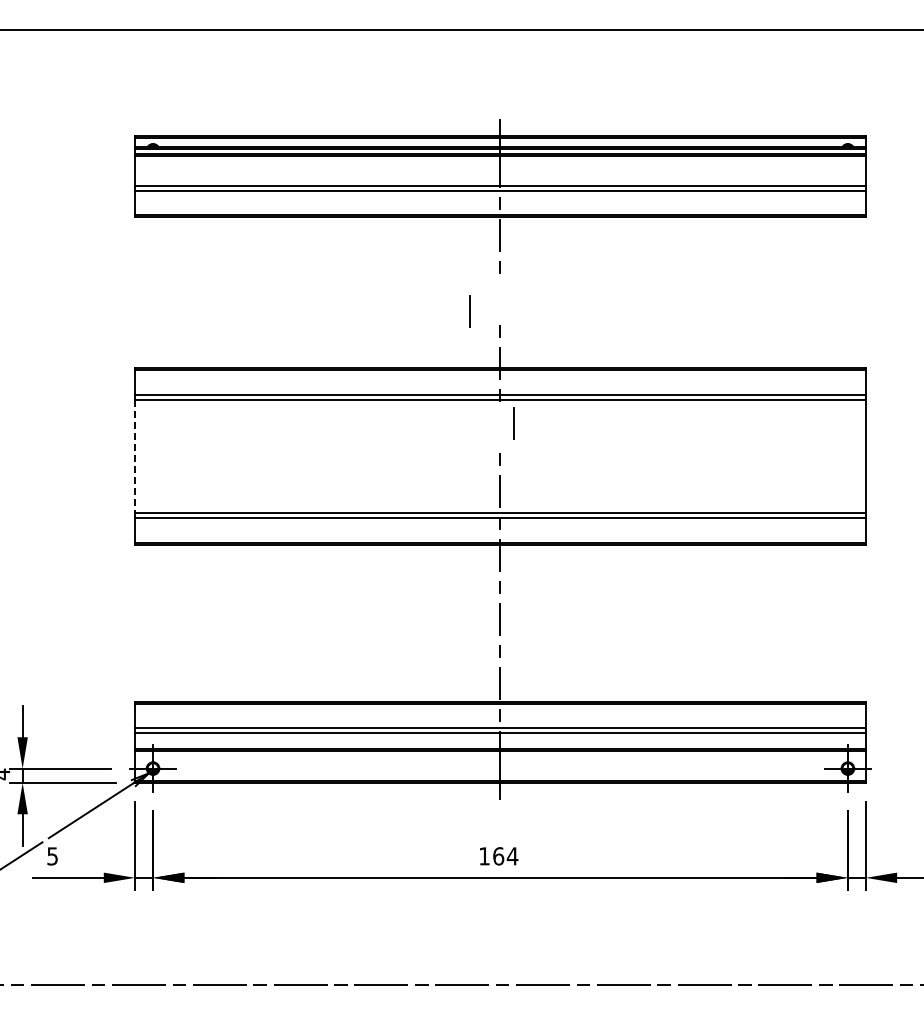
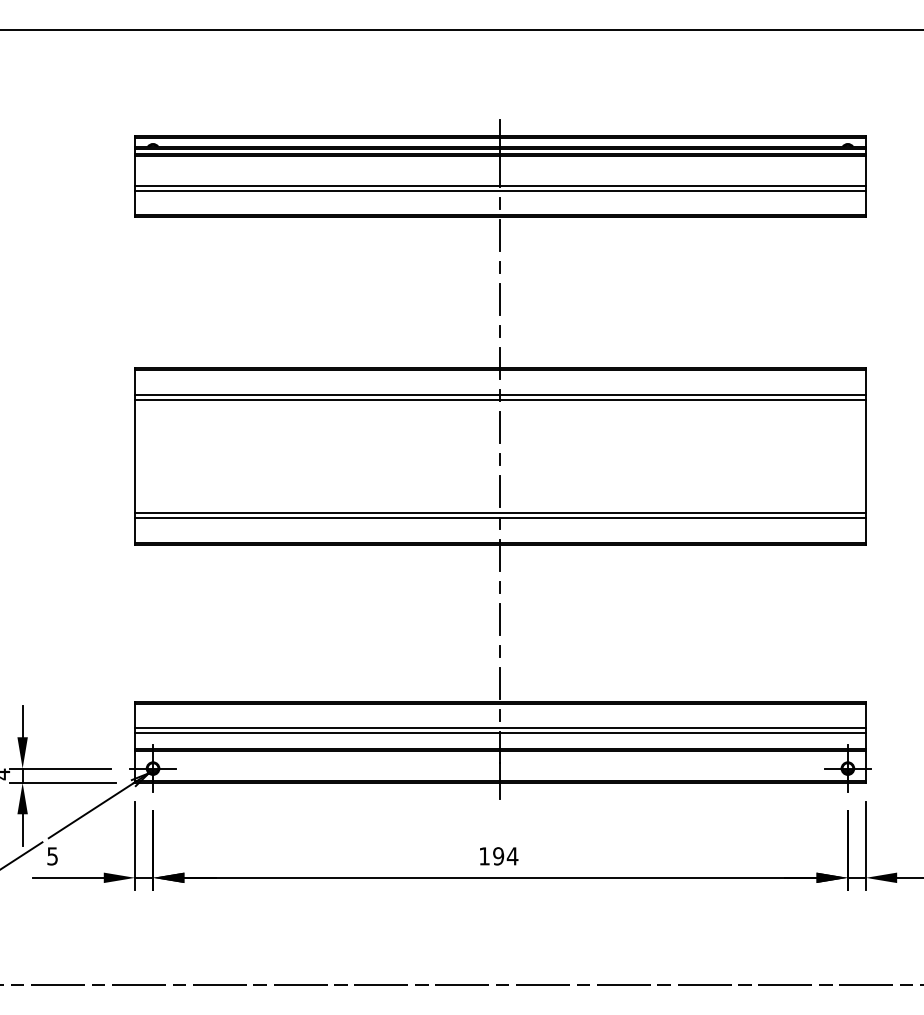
line position: (469, 311) -> (499, 299) (499, 299)
line position: (513, 423) -> (499, 427) (499, 427)
line: dashed -> solid (135, 456)
text: 164 -> 194 (498, 856)
